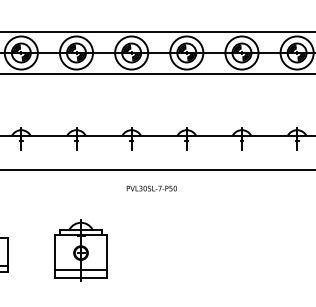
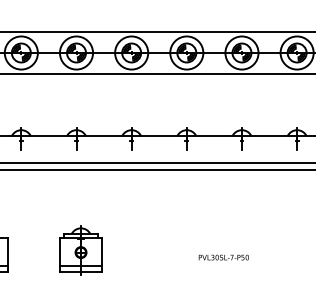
line: none -> present (157, 163)
text position: (151, 188) -> (223, 257) (223, 257)
part size: 54x63 px -> 44x51 px (80, 250)
